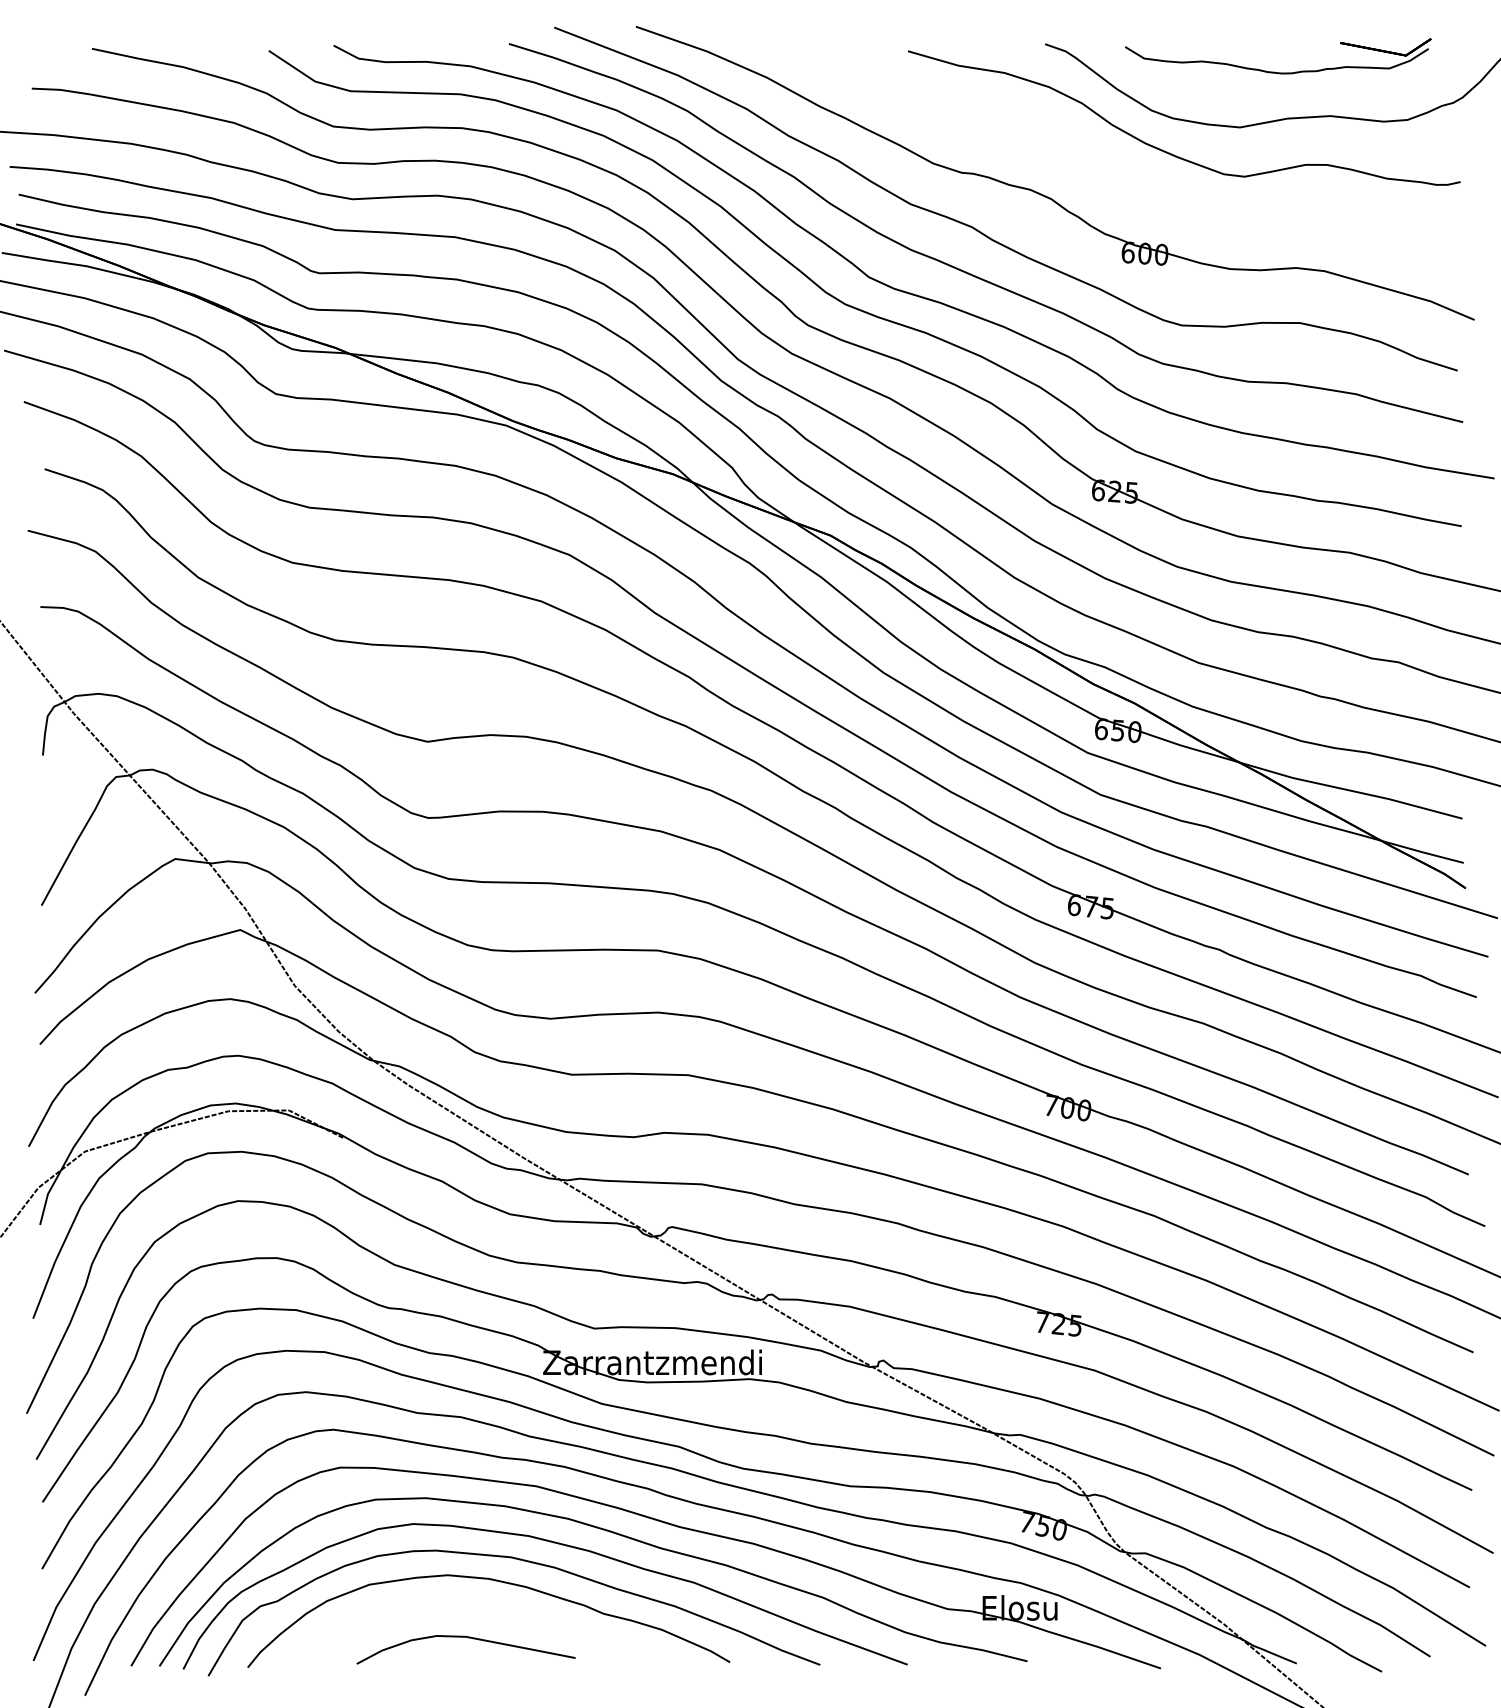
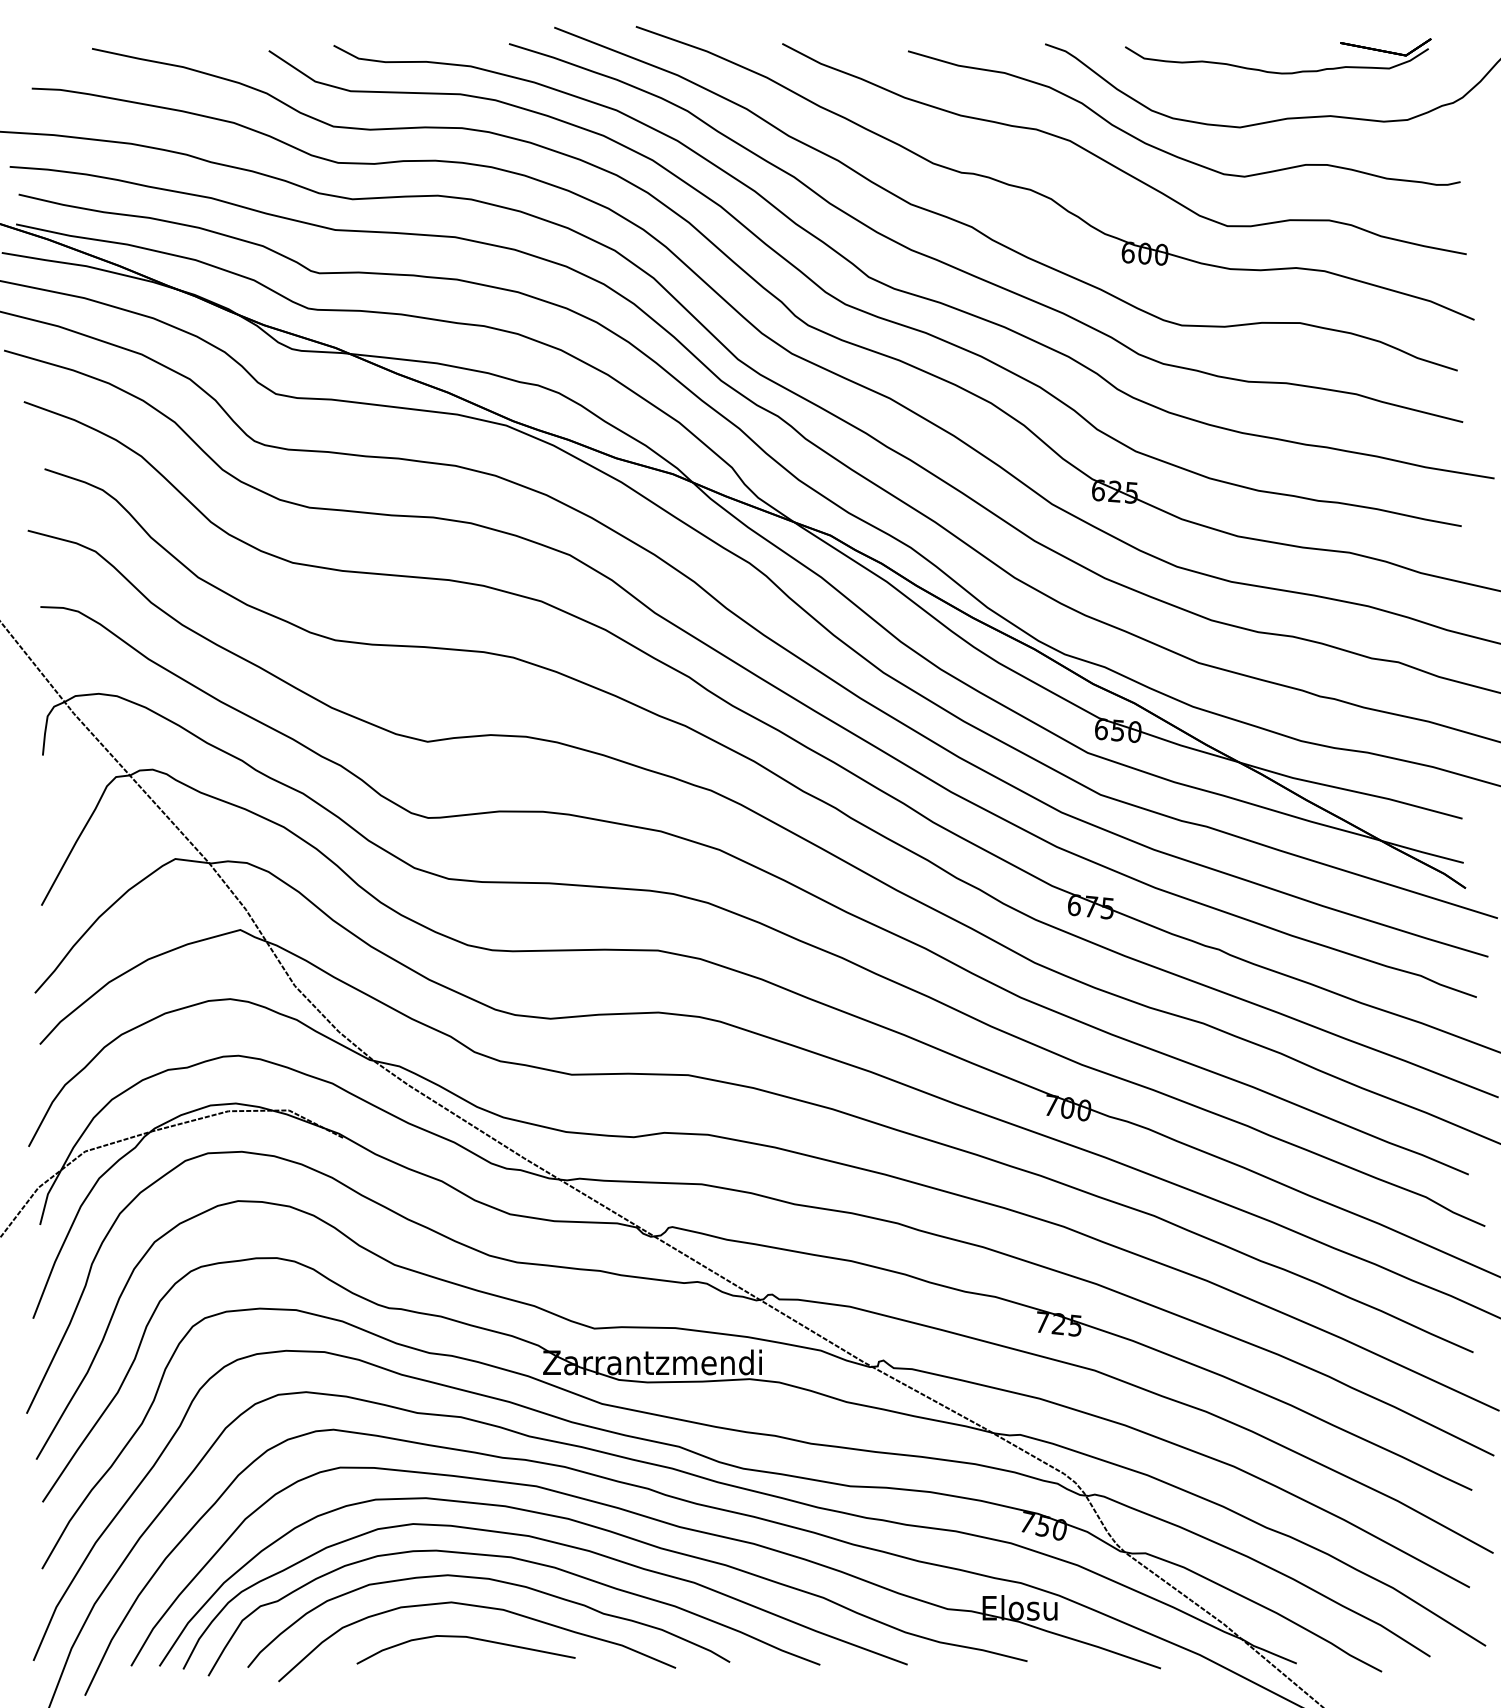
curve: none -> present (1115, 165)
curve: none -> present (485, 1608)
